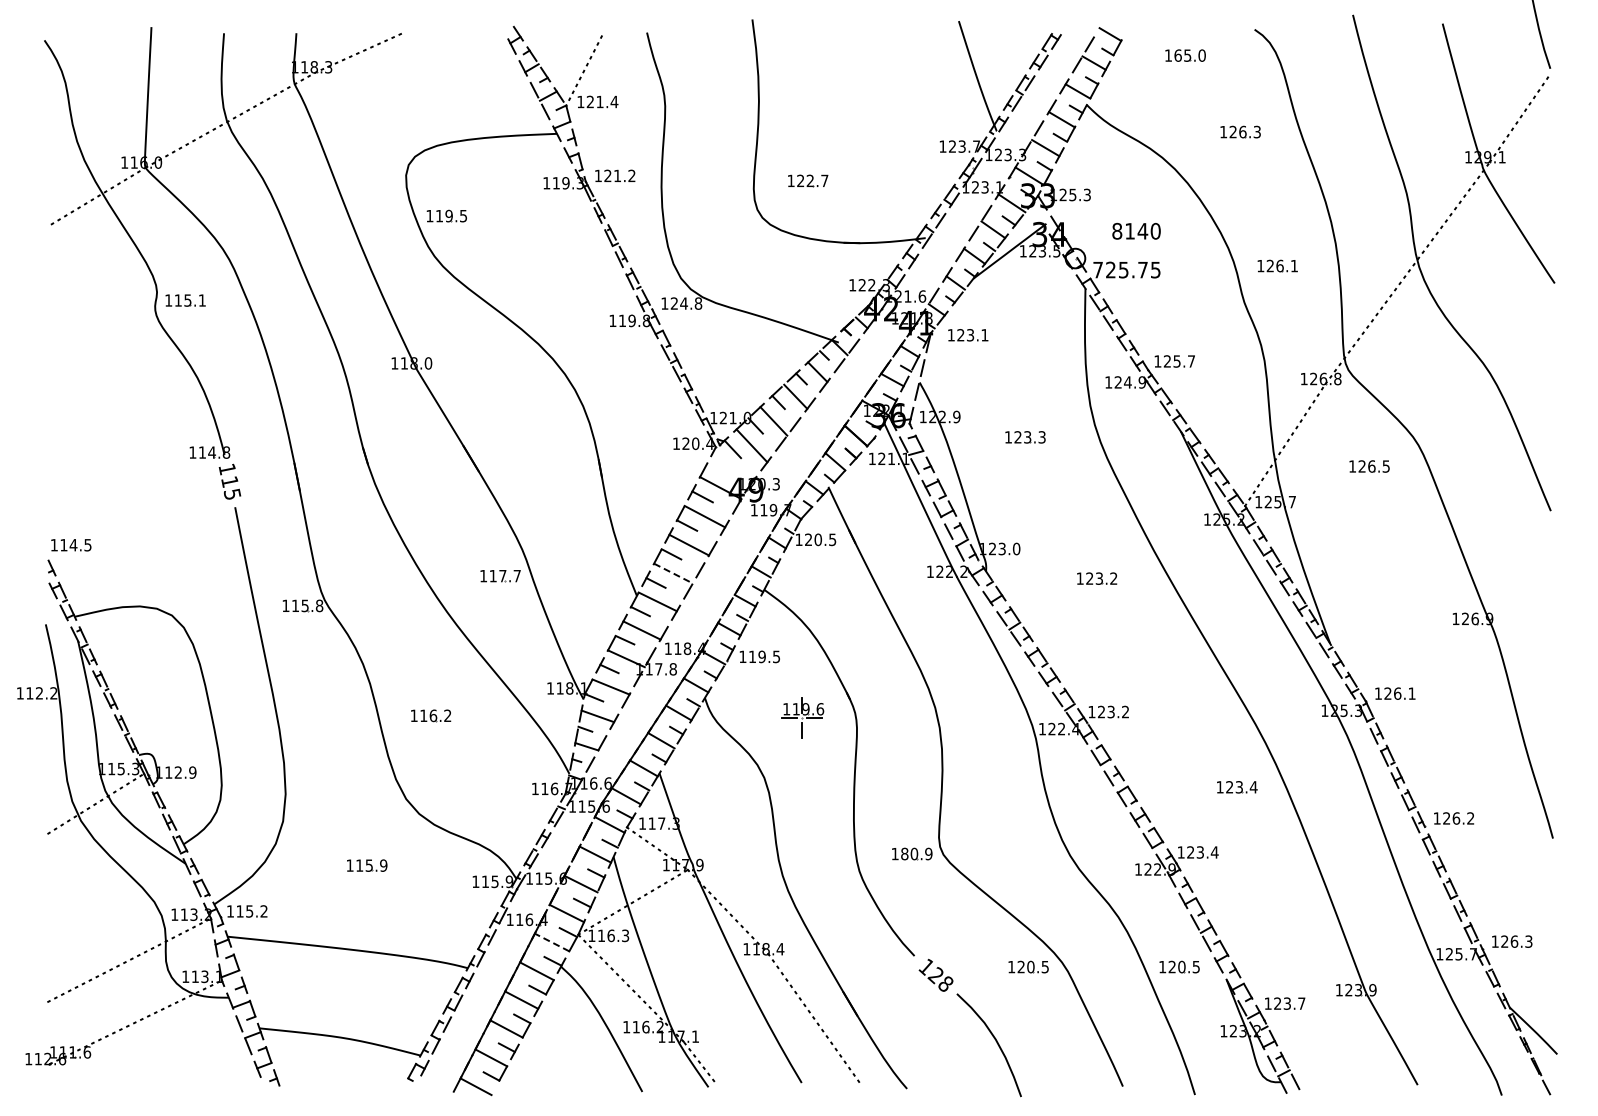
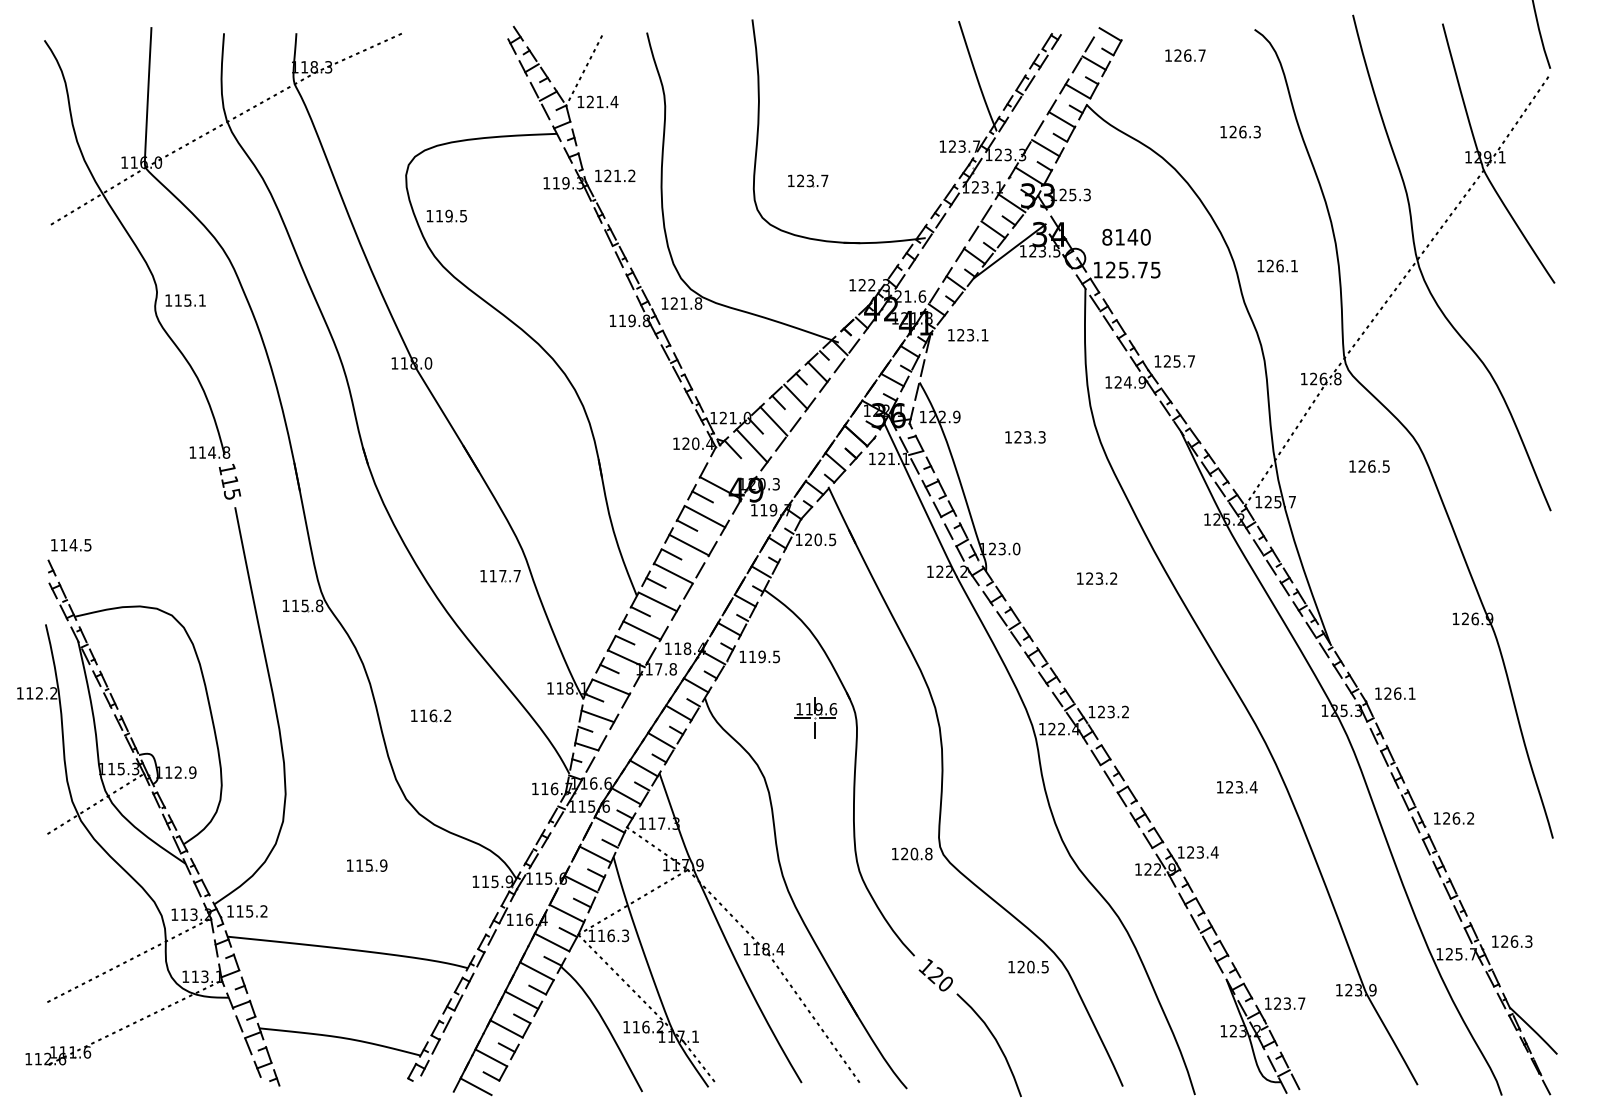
text: 165.0 -> 126.7 (1189, 55)
text: 122.7 -> 123.7 (809, 181)
text position: (1136, 230) -> (1126, 236) (1126, 236)
text: 725.75 -> 125.75 (1097, 270)
text: 124.8 -> 121.8 (683, 303)
line: dashed -> solid (673, 573)
part position: (802, 717) -> (815, 717) (815, 717)
text: 180.9 -> 120.8 (916, 853)
line: dashed -> solid (551, 942)
part: present -> none (1179, 966)
text: 128 -> 120 (945, 983)
